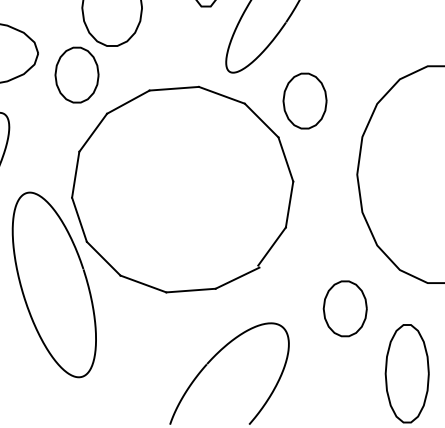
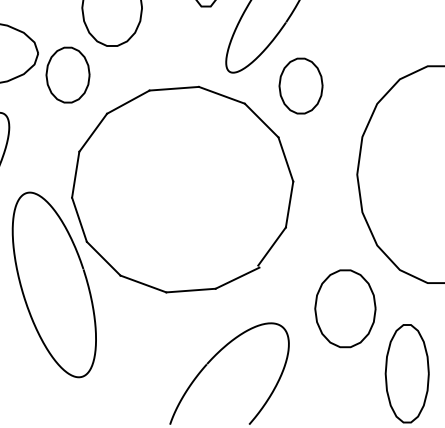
part position: (76, 74) -> (67, 74) (67, 74)
part position: (304, 100) -> (300, 85) (300, 85)
part size: 46x58 px -> 63x80 px (345, 308)
